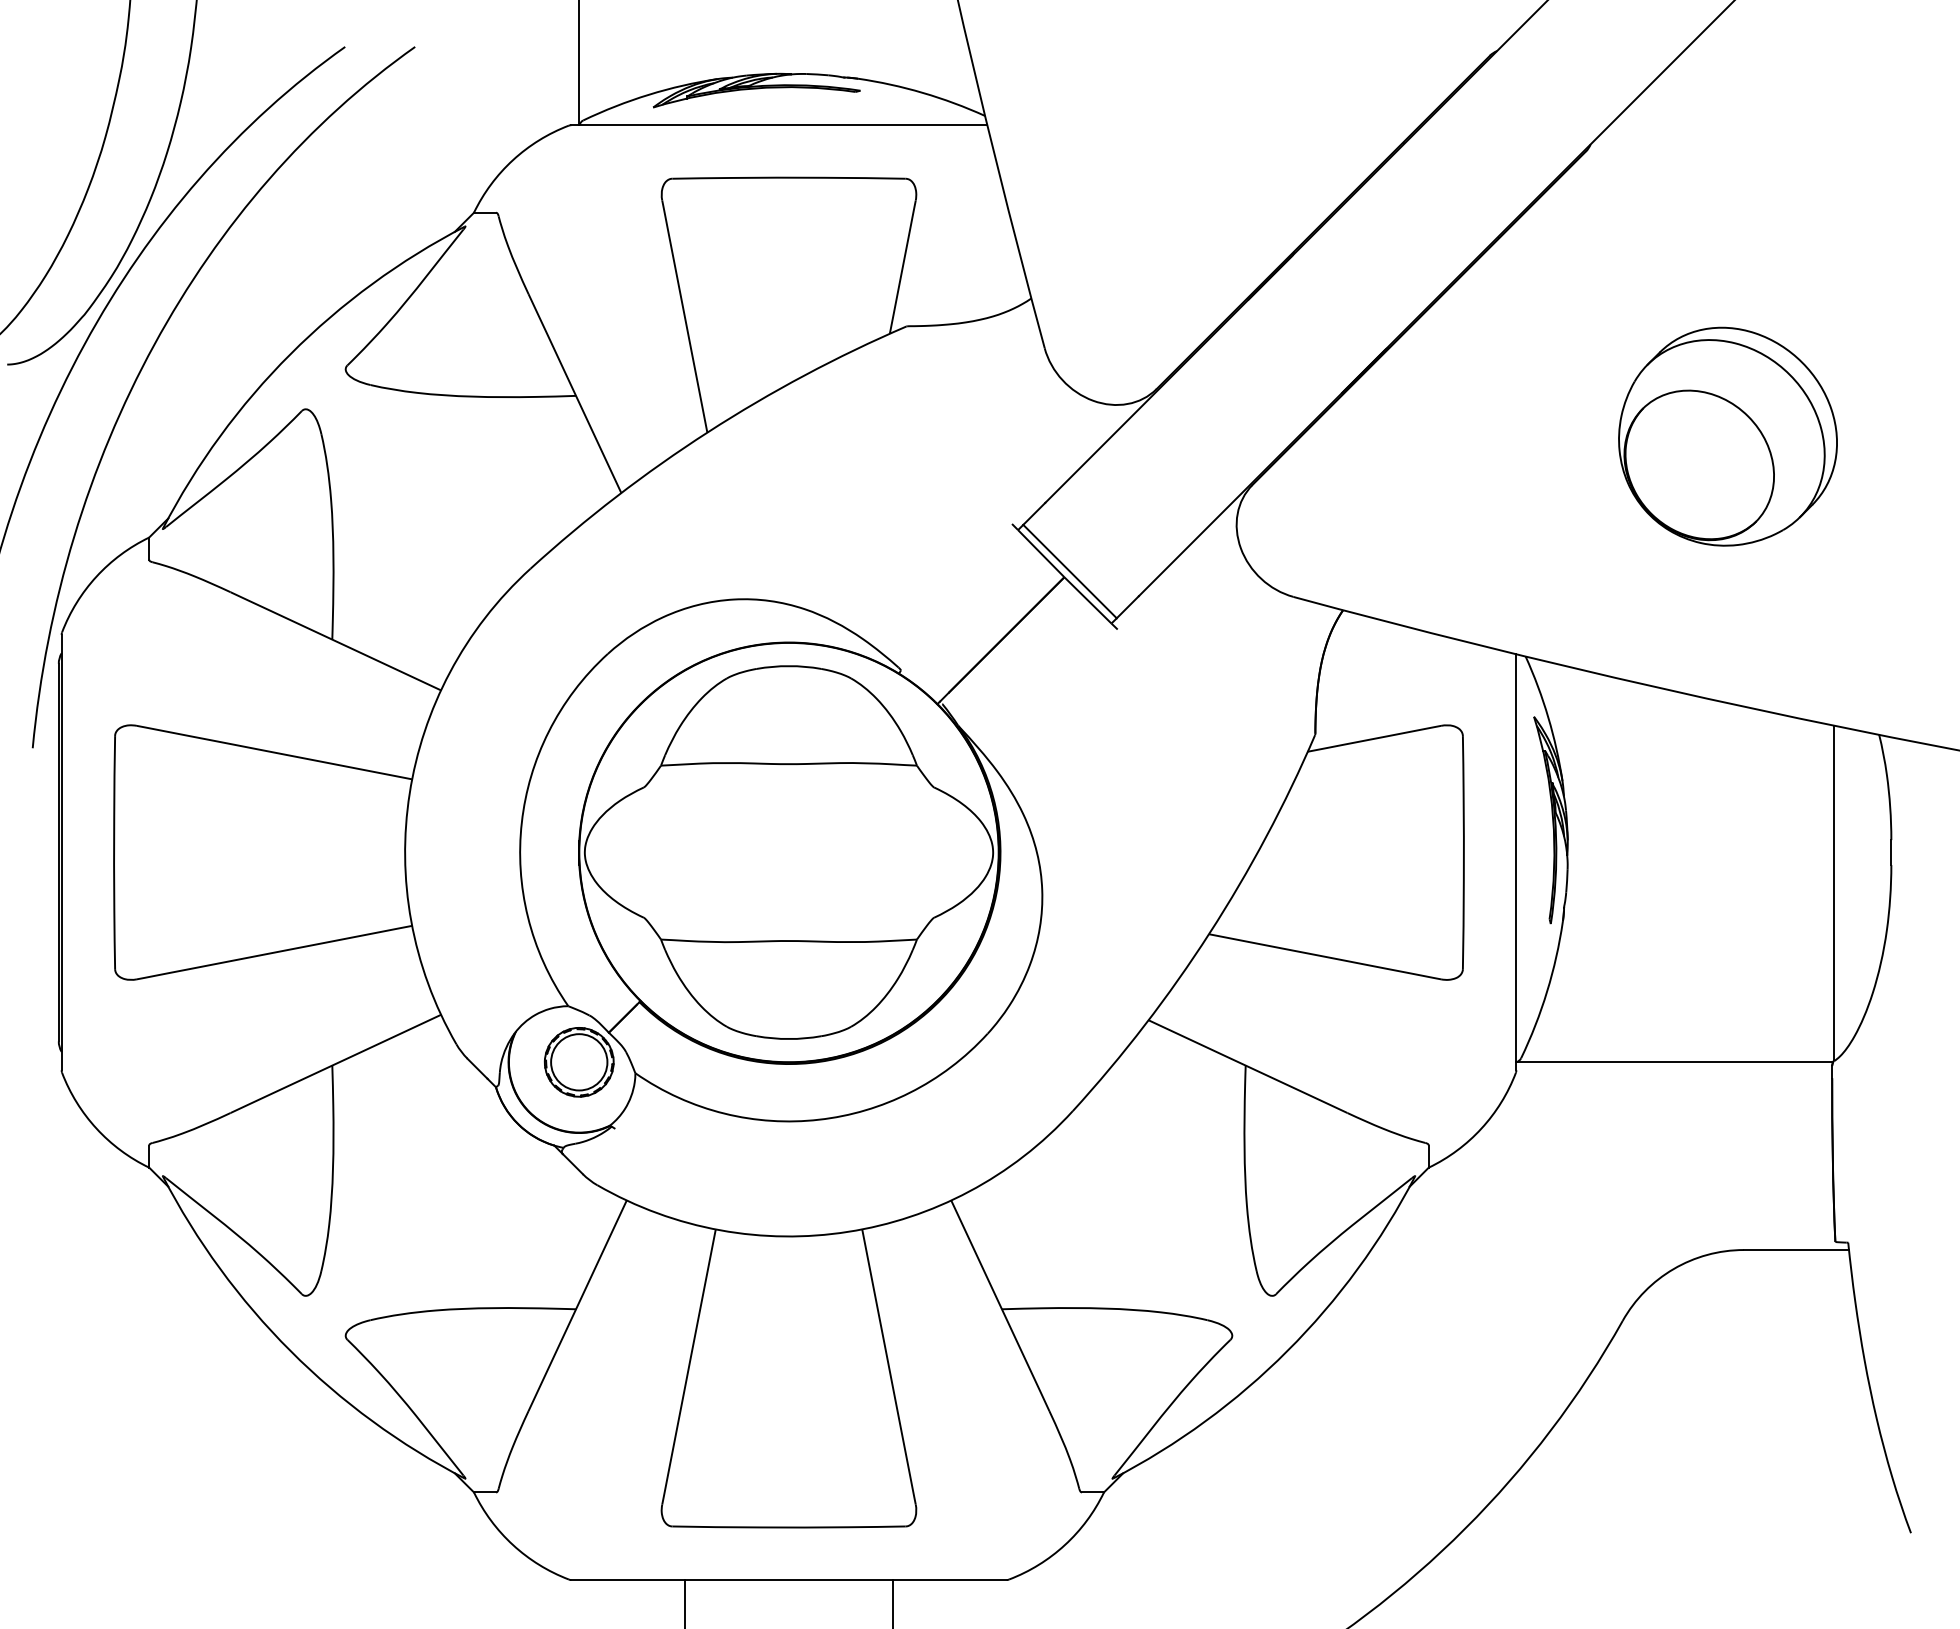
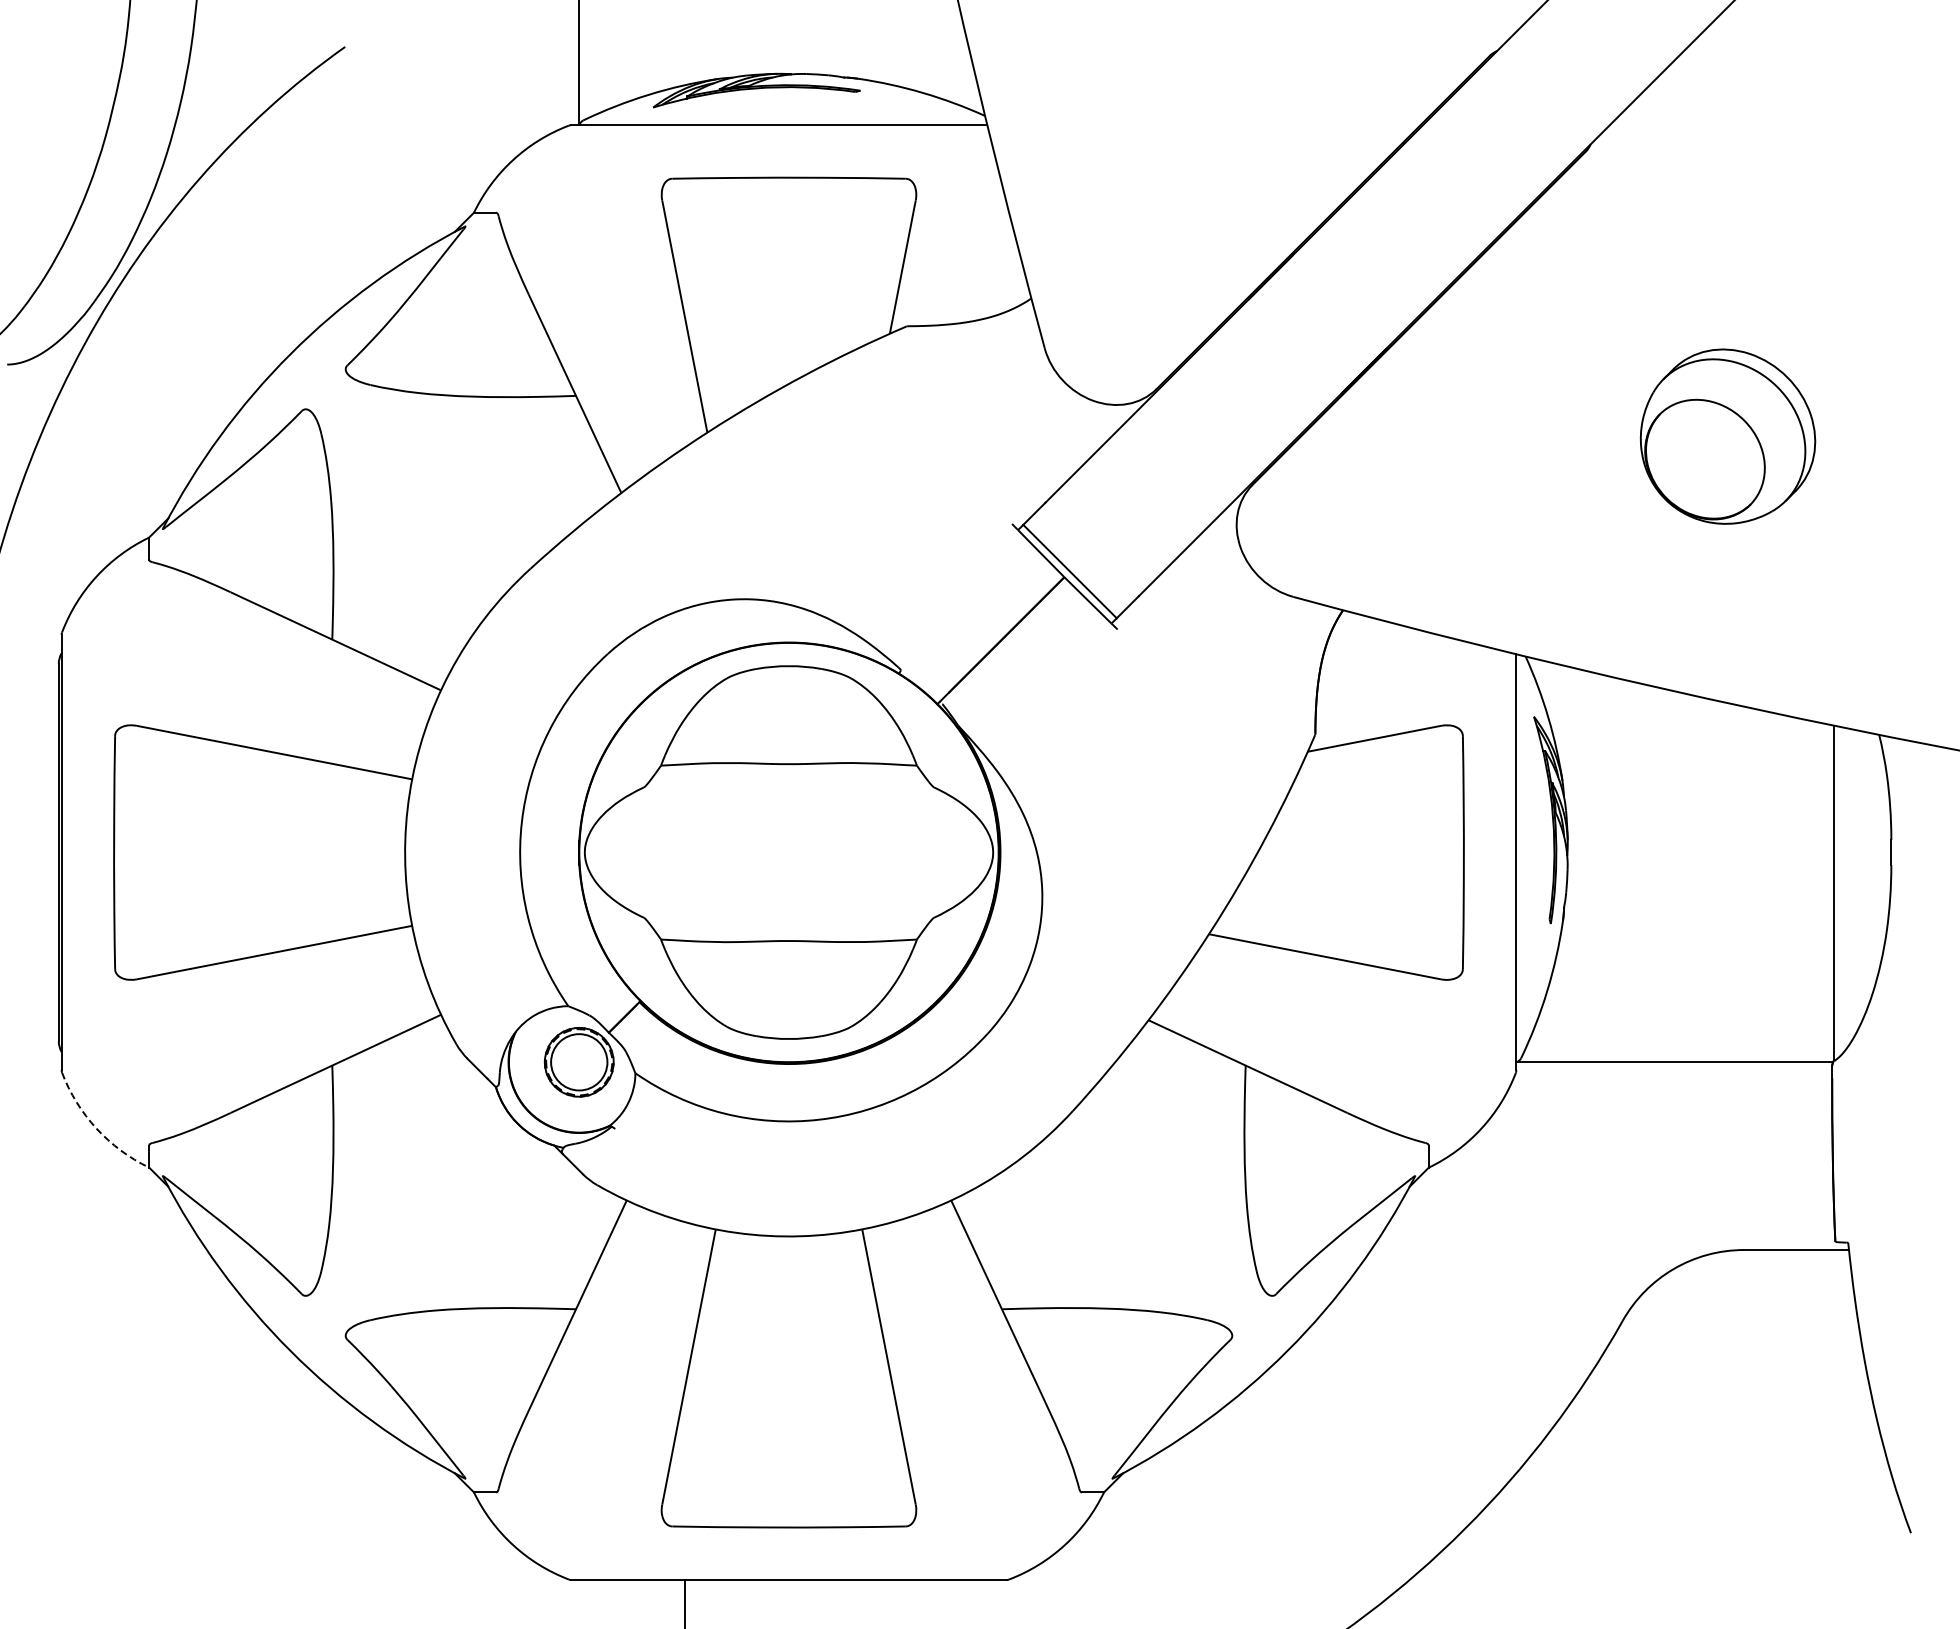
curve: present -> none (149, 356)
part size: 220x221 px -> 178x177 px (1727, 436)
arc: solid -> dashed (96, 1128)
line: present -> none (893, 1602)
